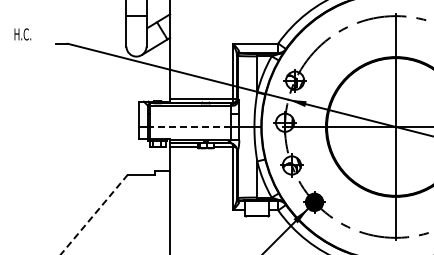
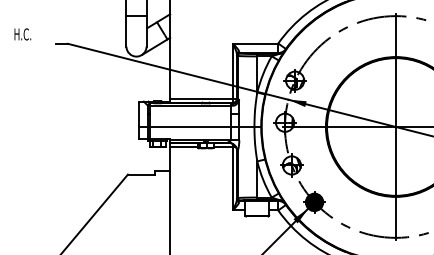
line: dashed -> solid (190, 126)
line: dashed -> solid (93, 215)
